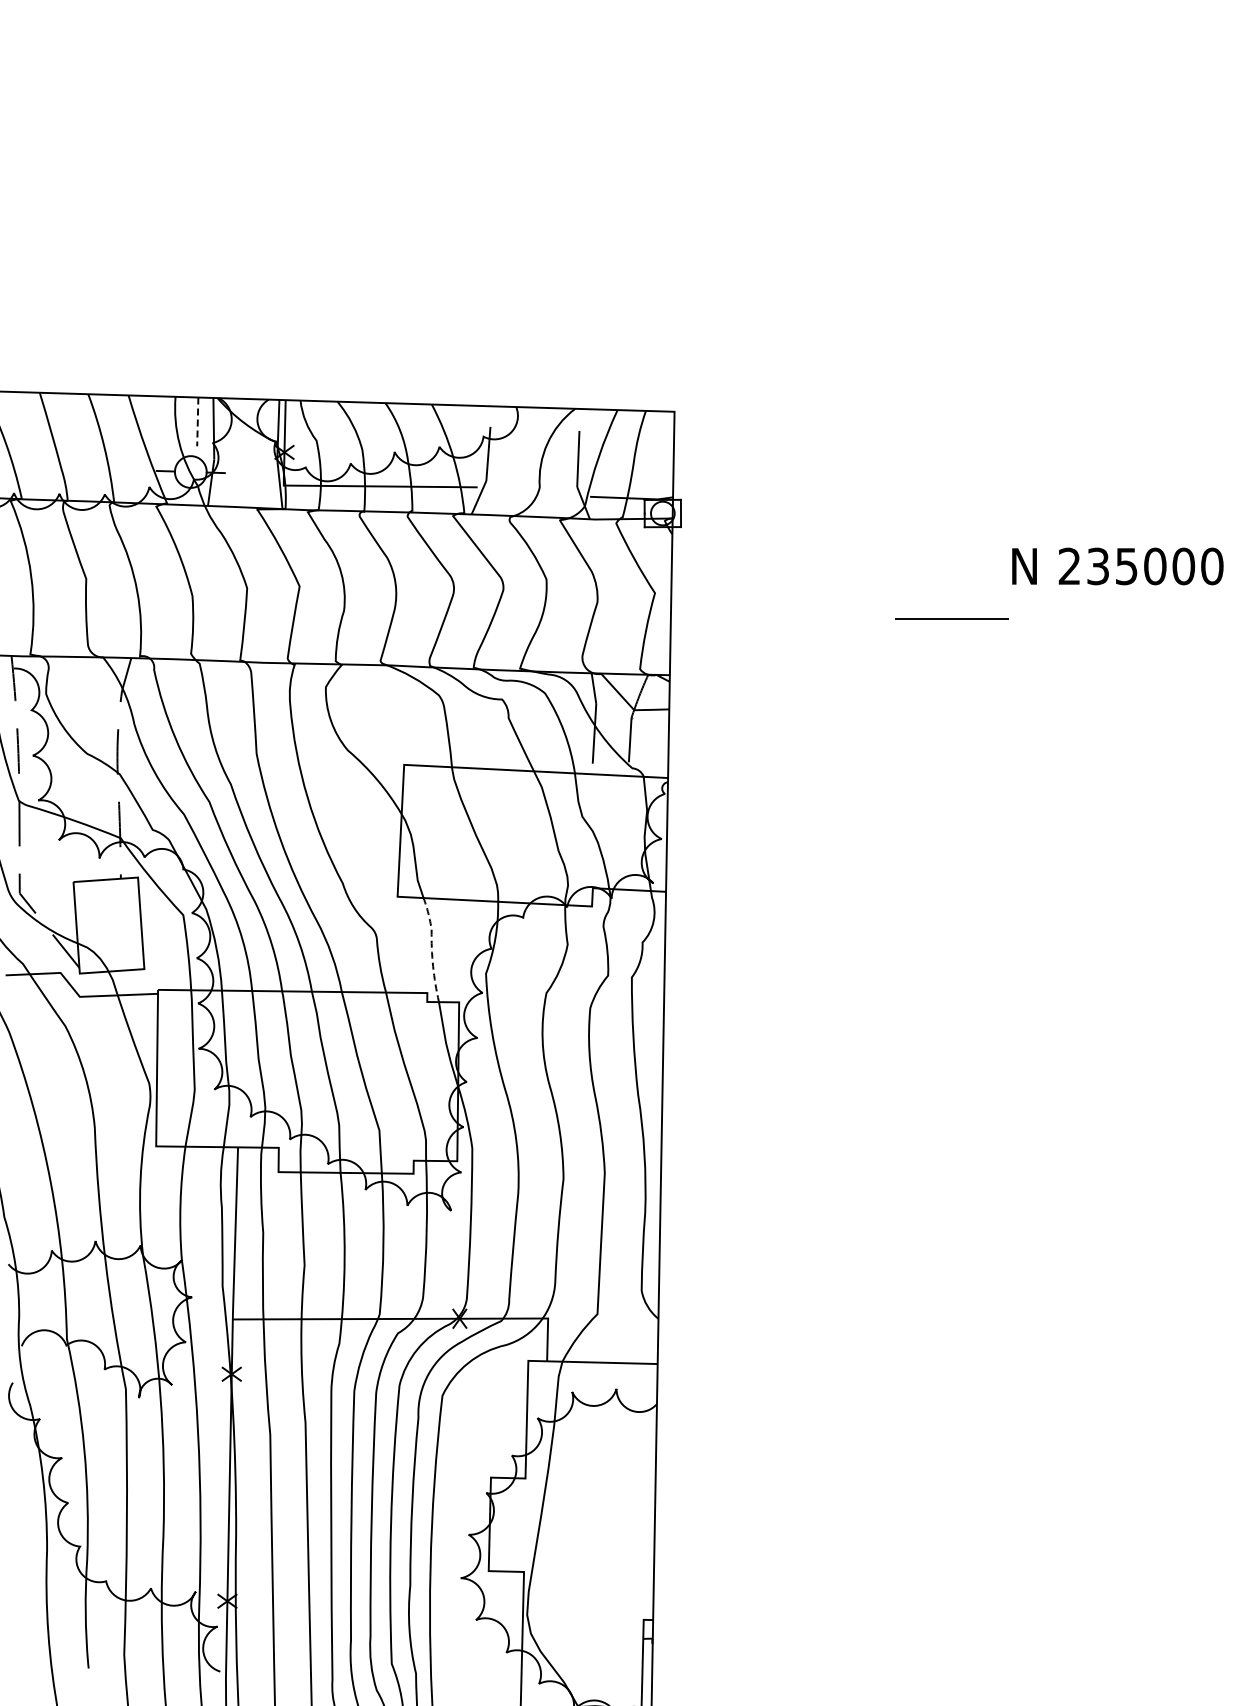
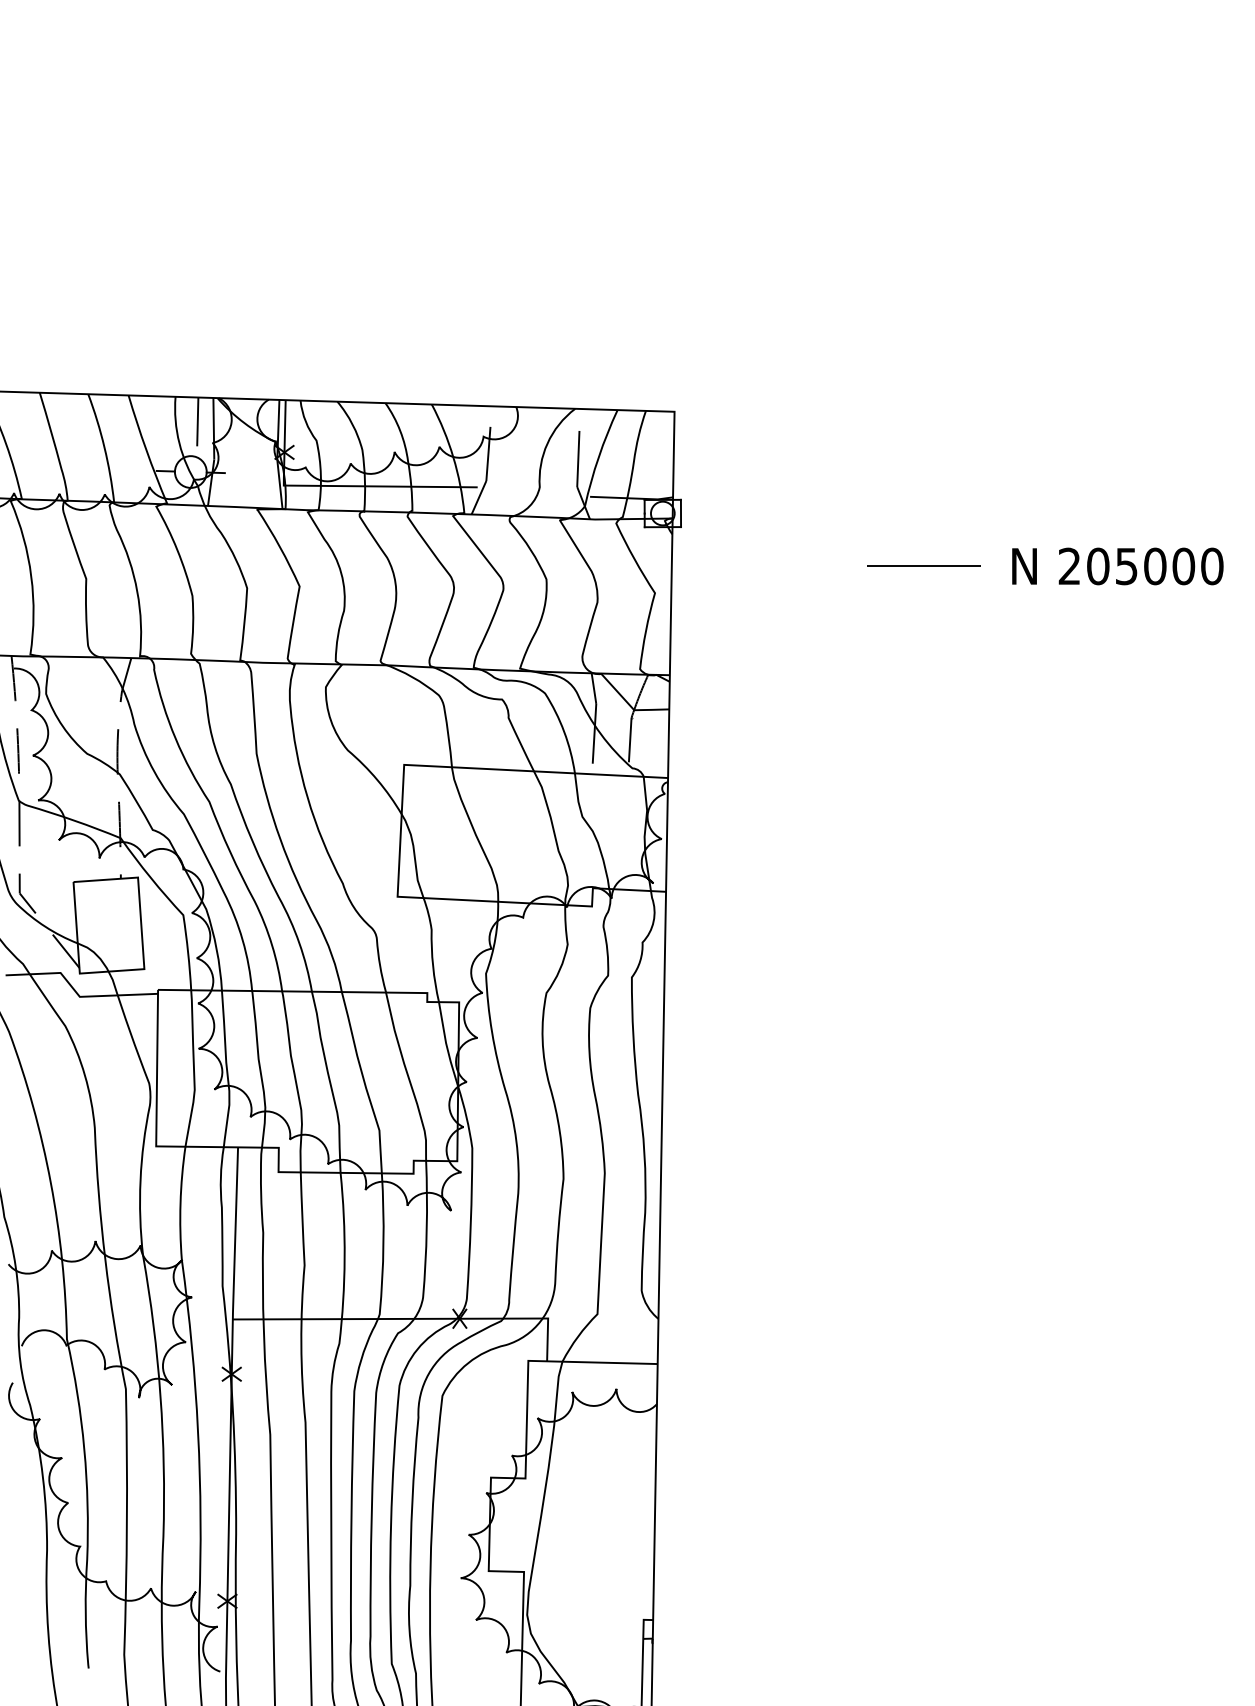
line: dashed -> solid (197, 422)
text: 235000 -> 205000 (1098, 566)
line position: (951, 618) -> (923, 565) (923, 565)
line: dashed -> solid (431, 948)
